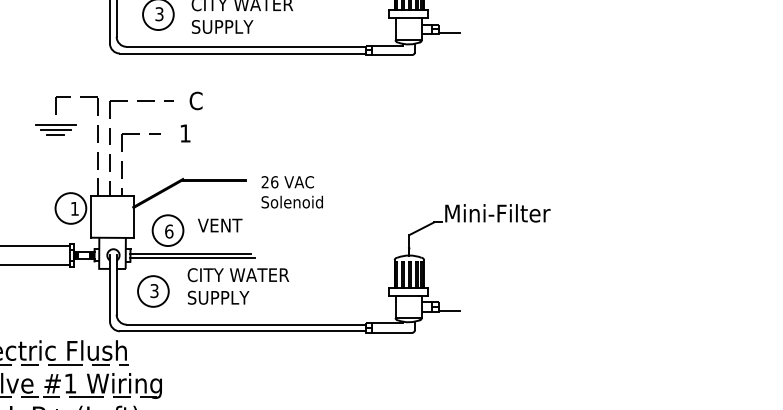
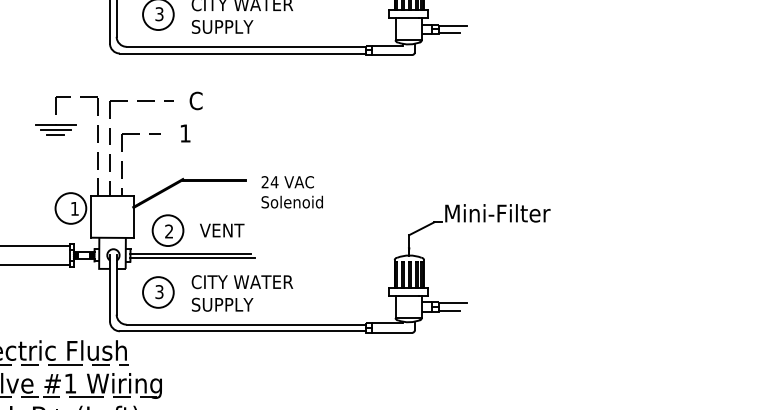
line: none -> present (452, 25)
text: 26 -> 24 (274, 182)
text position: (220, 225) -> (222, 230) (222, 230)
text: 6 -> 2 (169, 231)
text position: (238, 286) -> (242, 293) (242, 293)
part position: (153, 291) -> (158, 292) (158, 292)
line: none -> present (452, 303)
